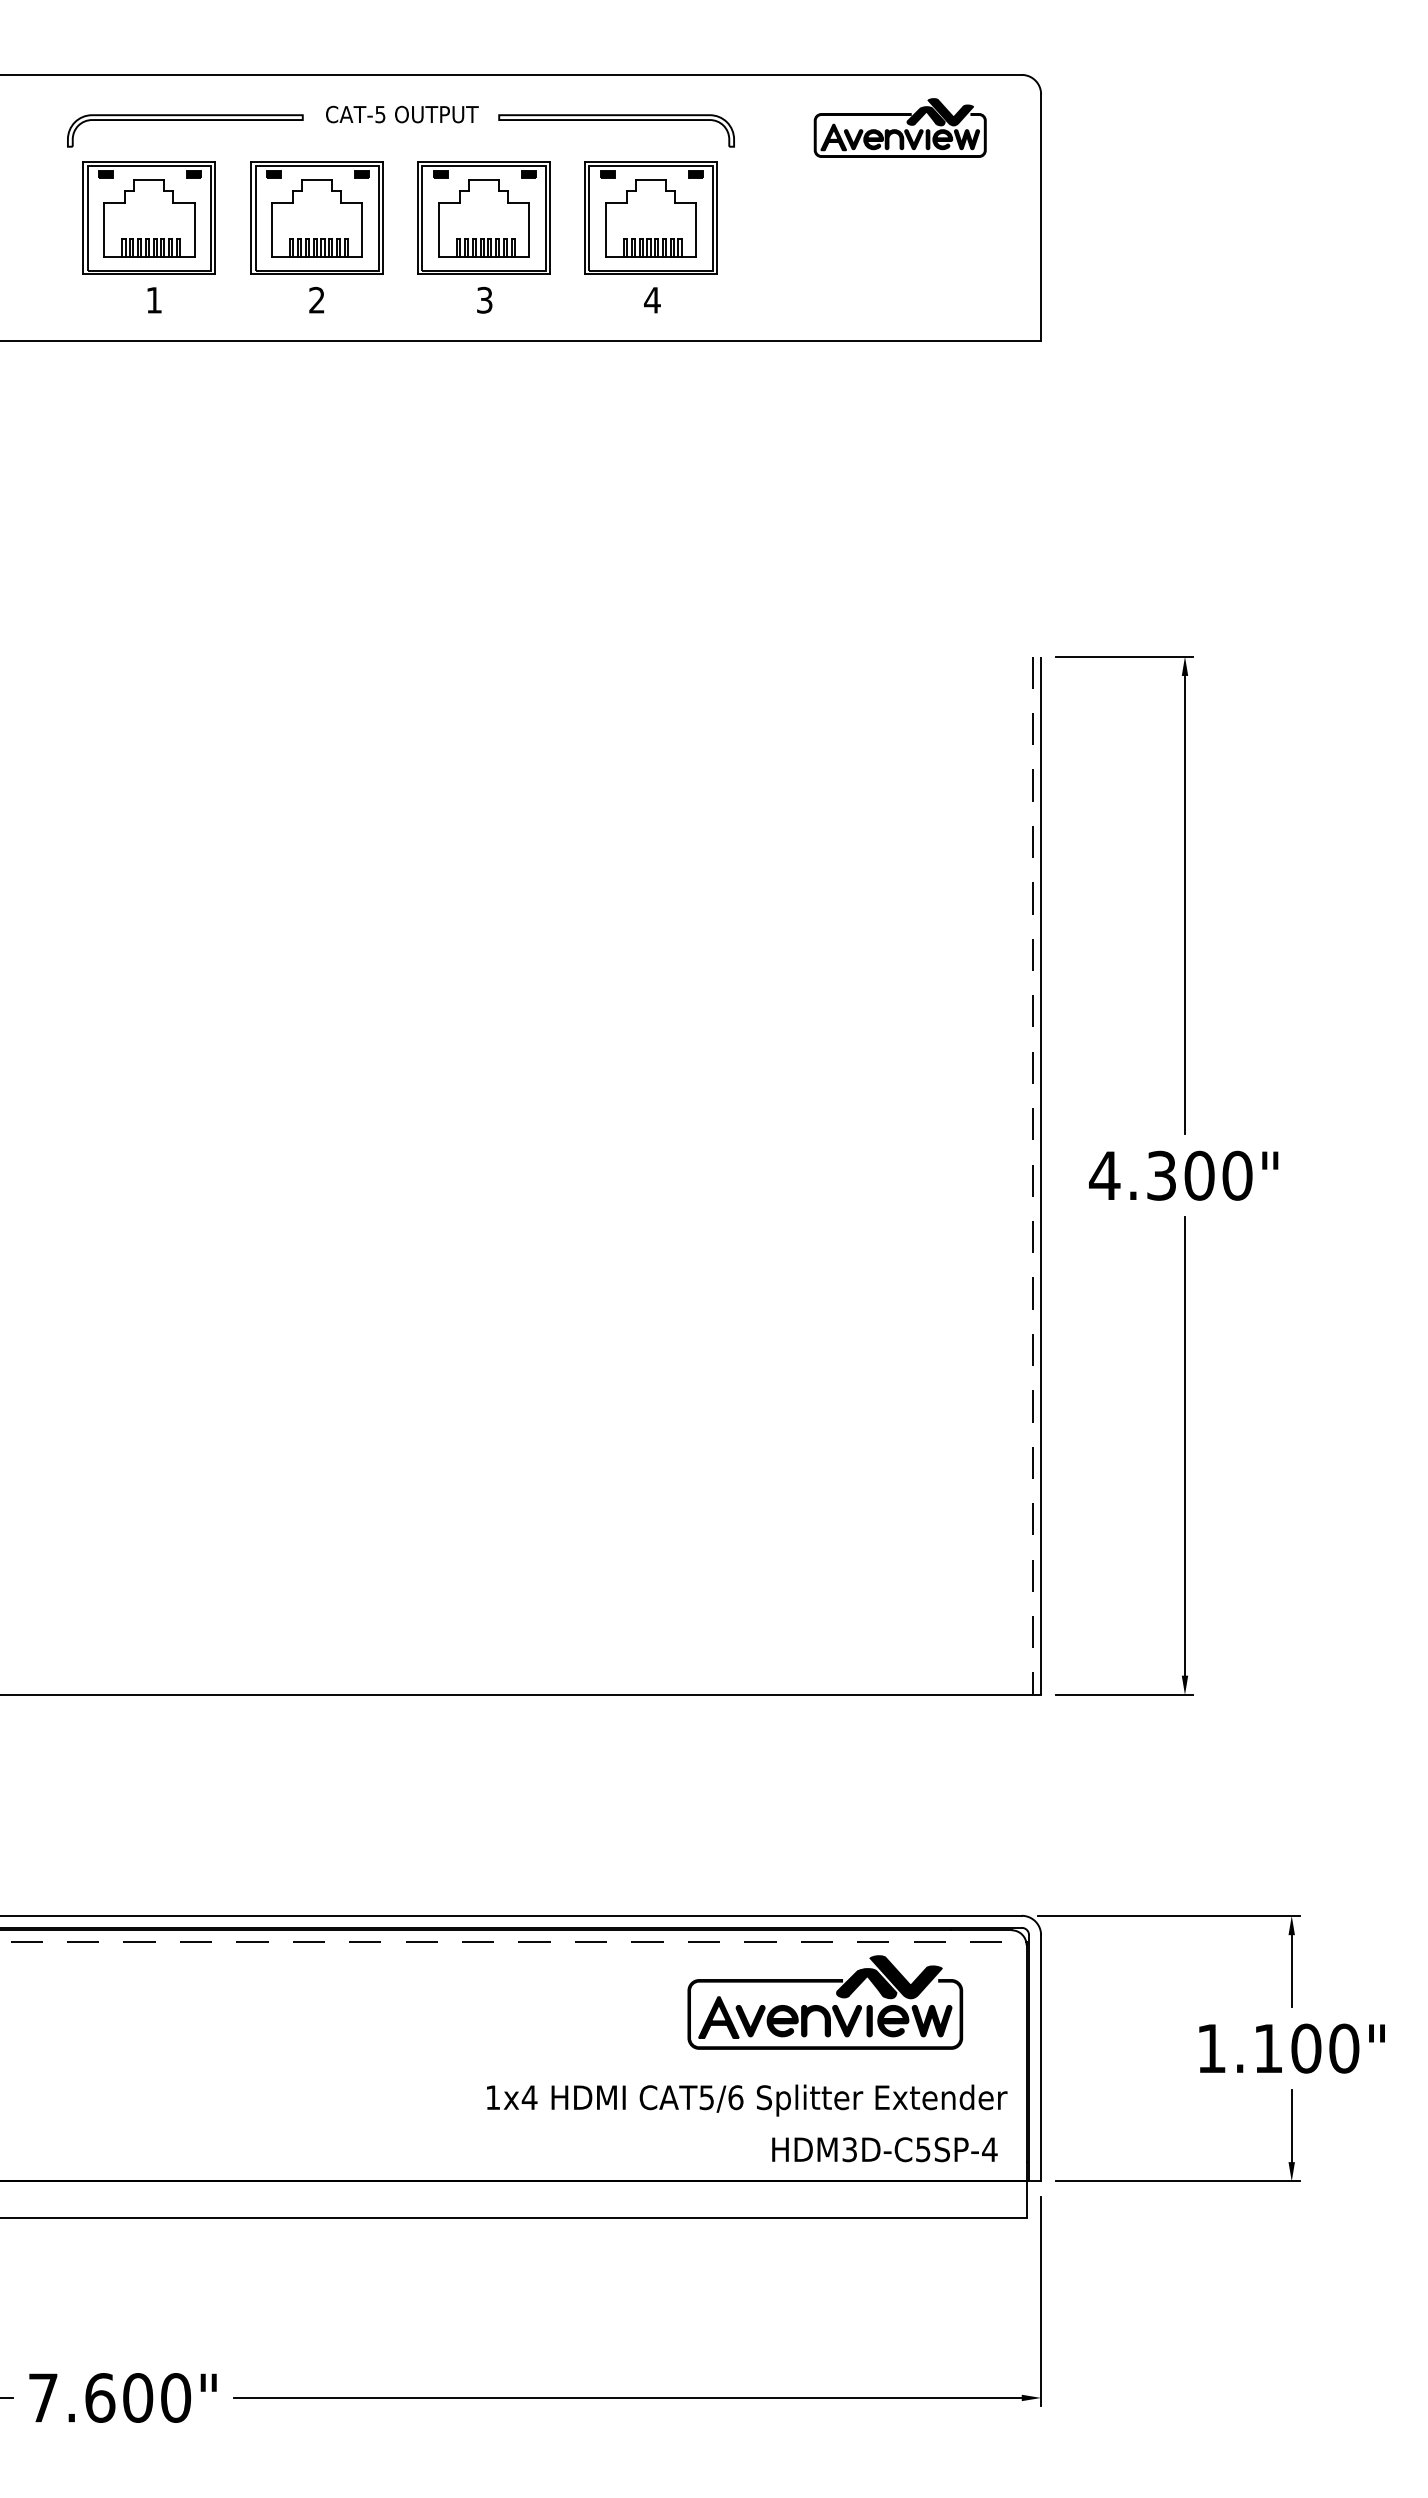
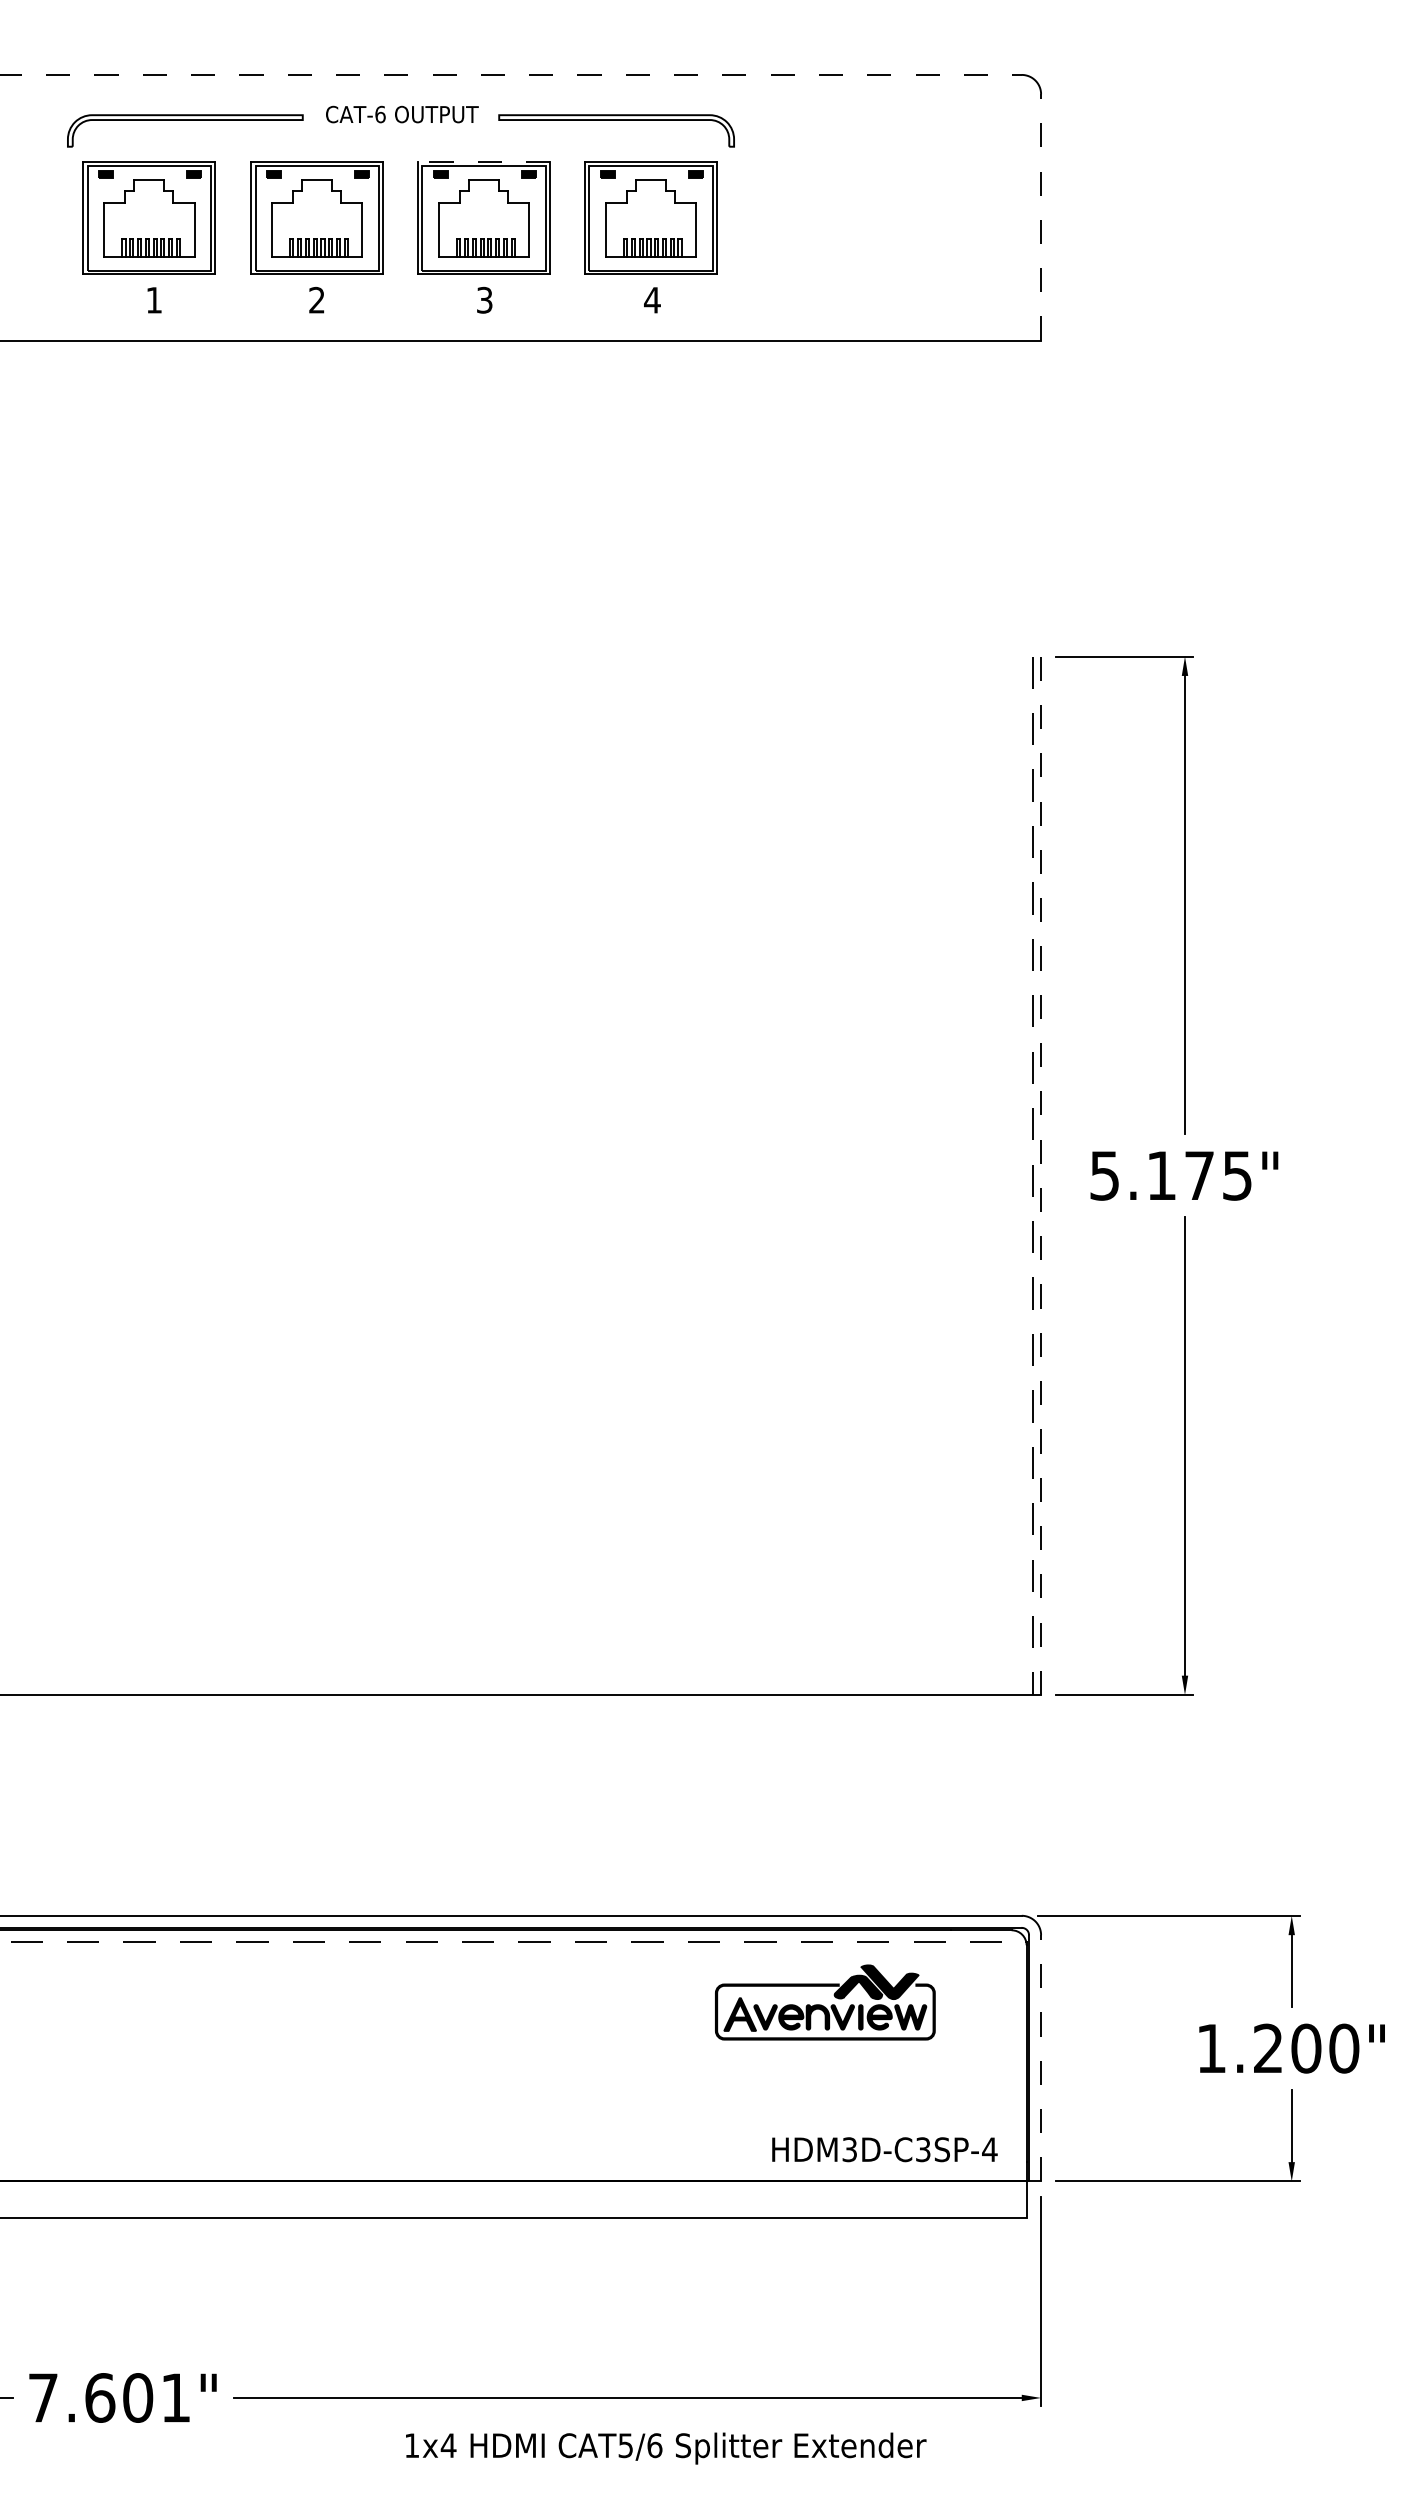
line: solid -> dashed (511, 74)
text: CAT-5 -> CAT-6 (380, 114)
part: present -> none (899, 127)
line: solid -> dashed (483, 161)
line: solid -> dashed (1041, 216)
text: 4.300" -> 5.175" (1170, 1175)
line: solid -> dashed (1041, 1176)
part size: 277x95 px -> 221x77 px (825, 2002)
text: 1.100" -> 1.200" (1267, 2047)
line: solid -> dashed (1041, 2057)
text position: (747, 2100) -> (666, 2448) (666, 2448)
text: HDM3D-C5SP-4 -> HDM3D-C3SP-4 (923, 2149)
text: 7.600" -> 7.601" (176, 2397)
